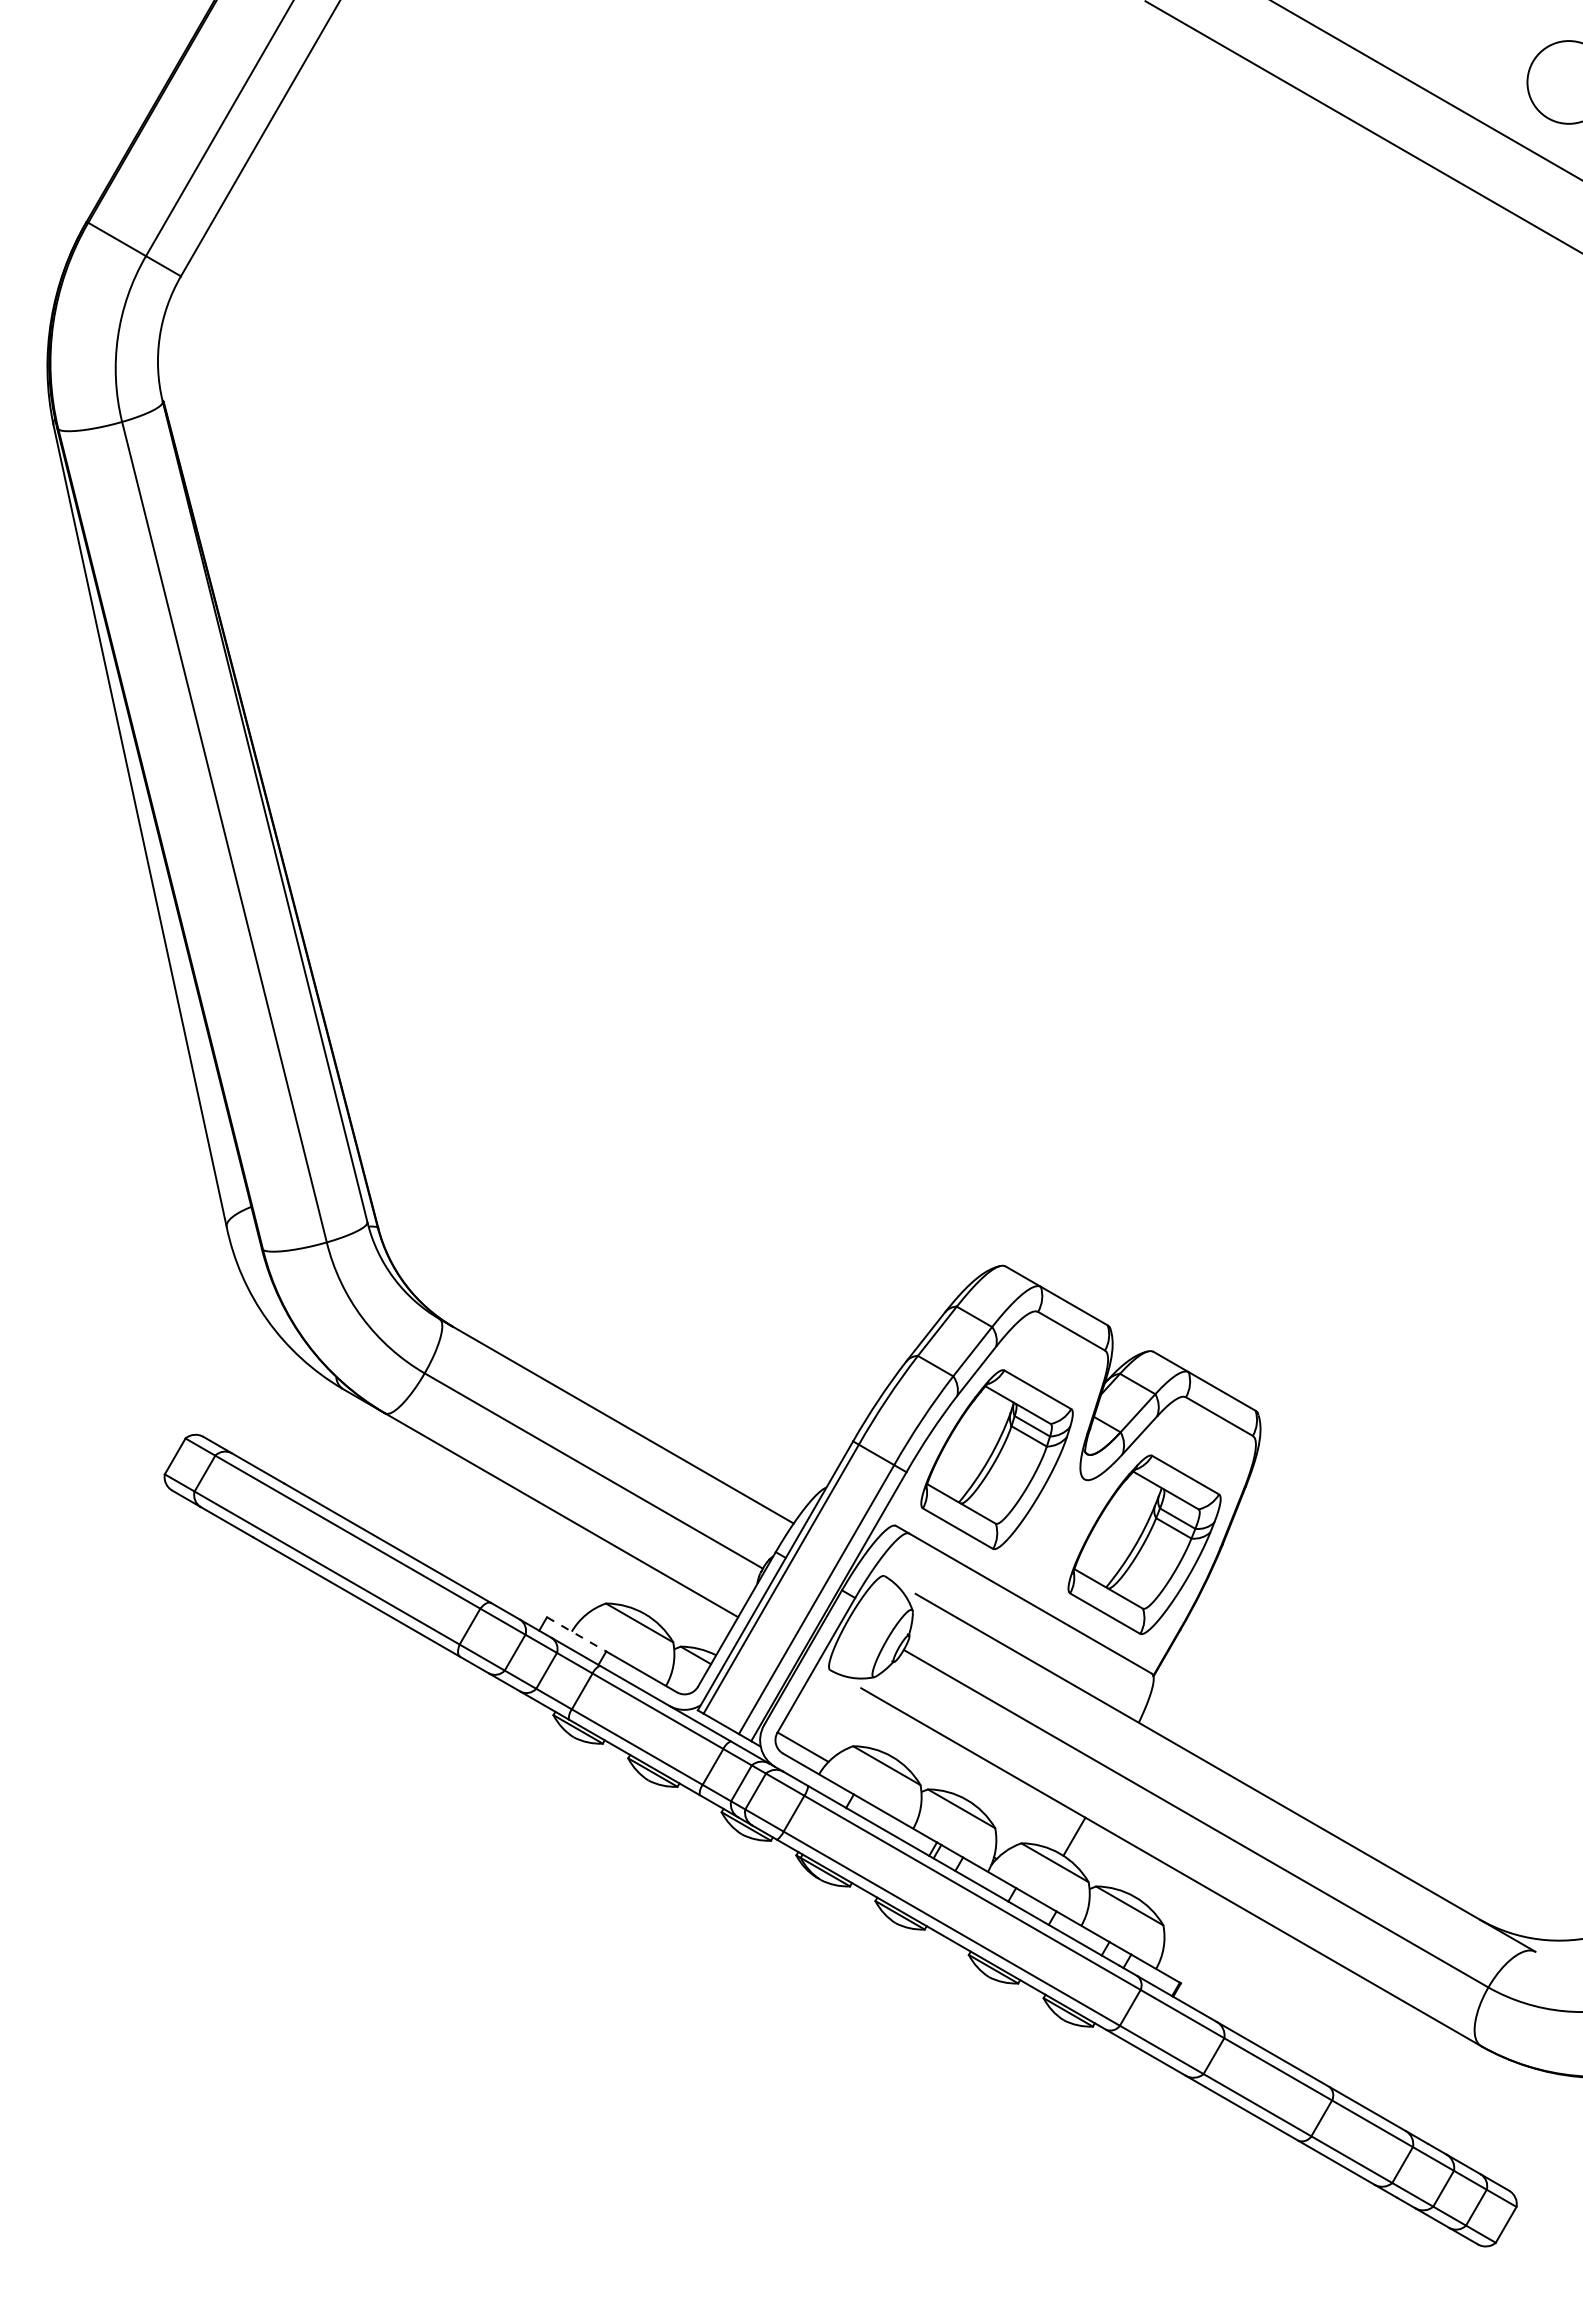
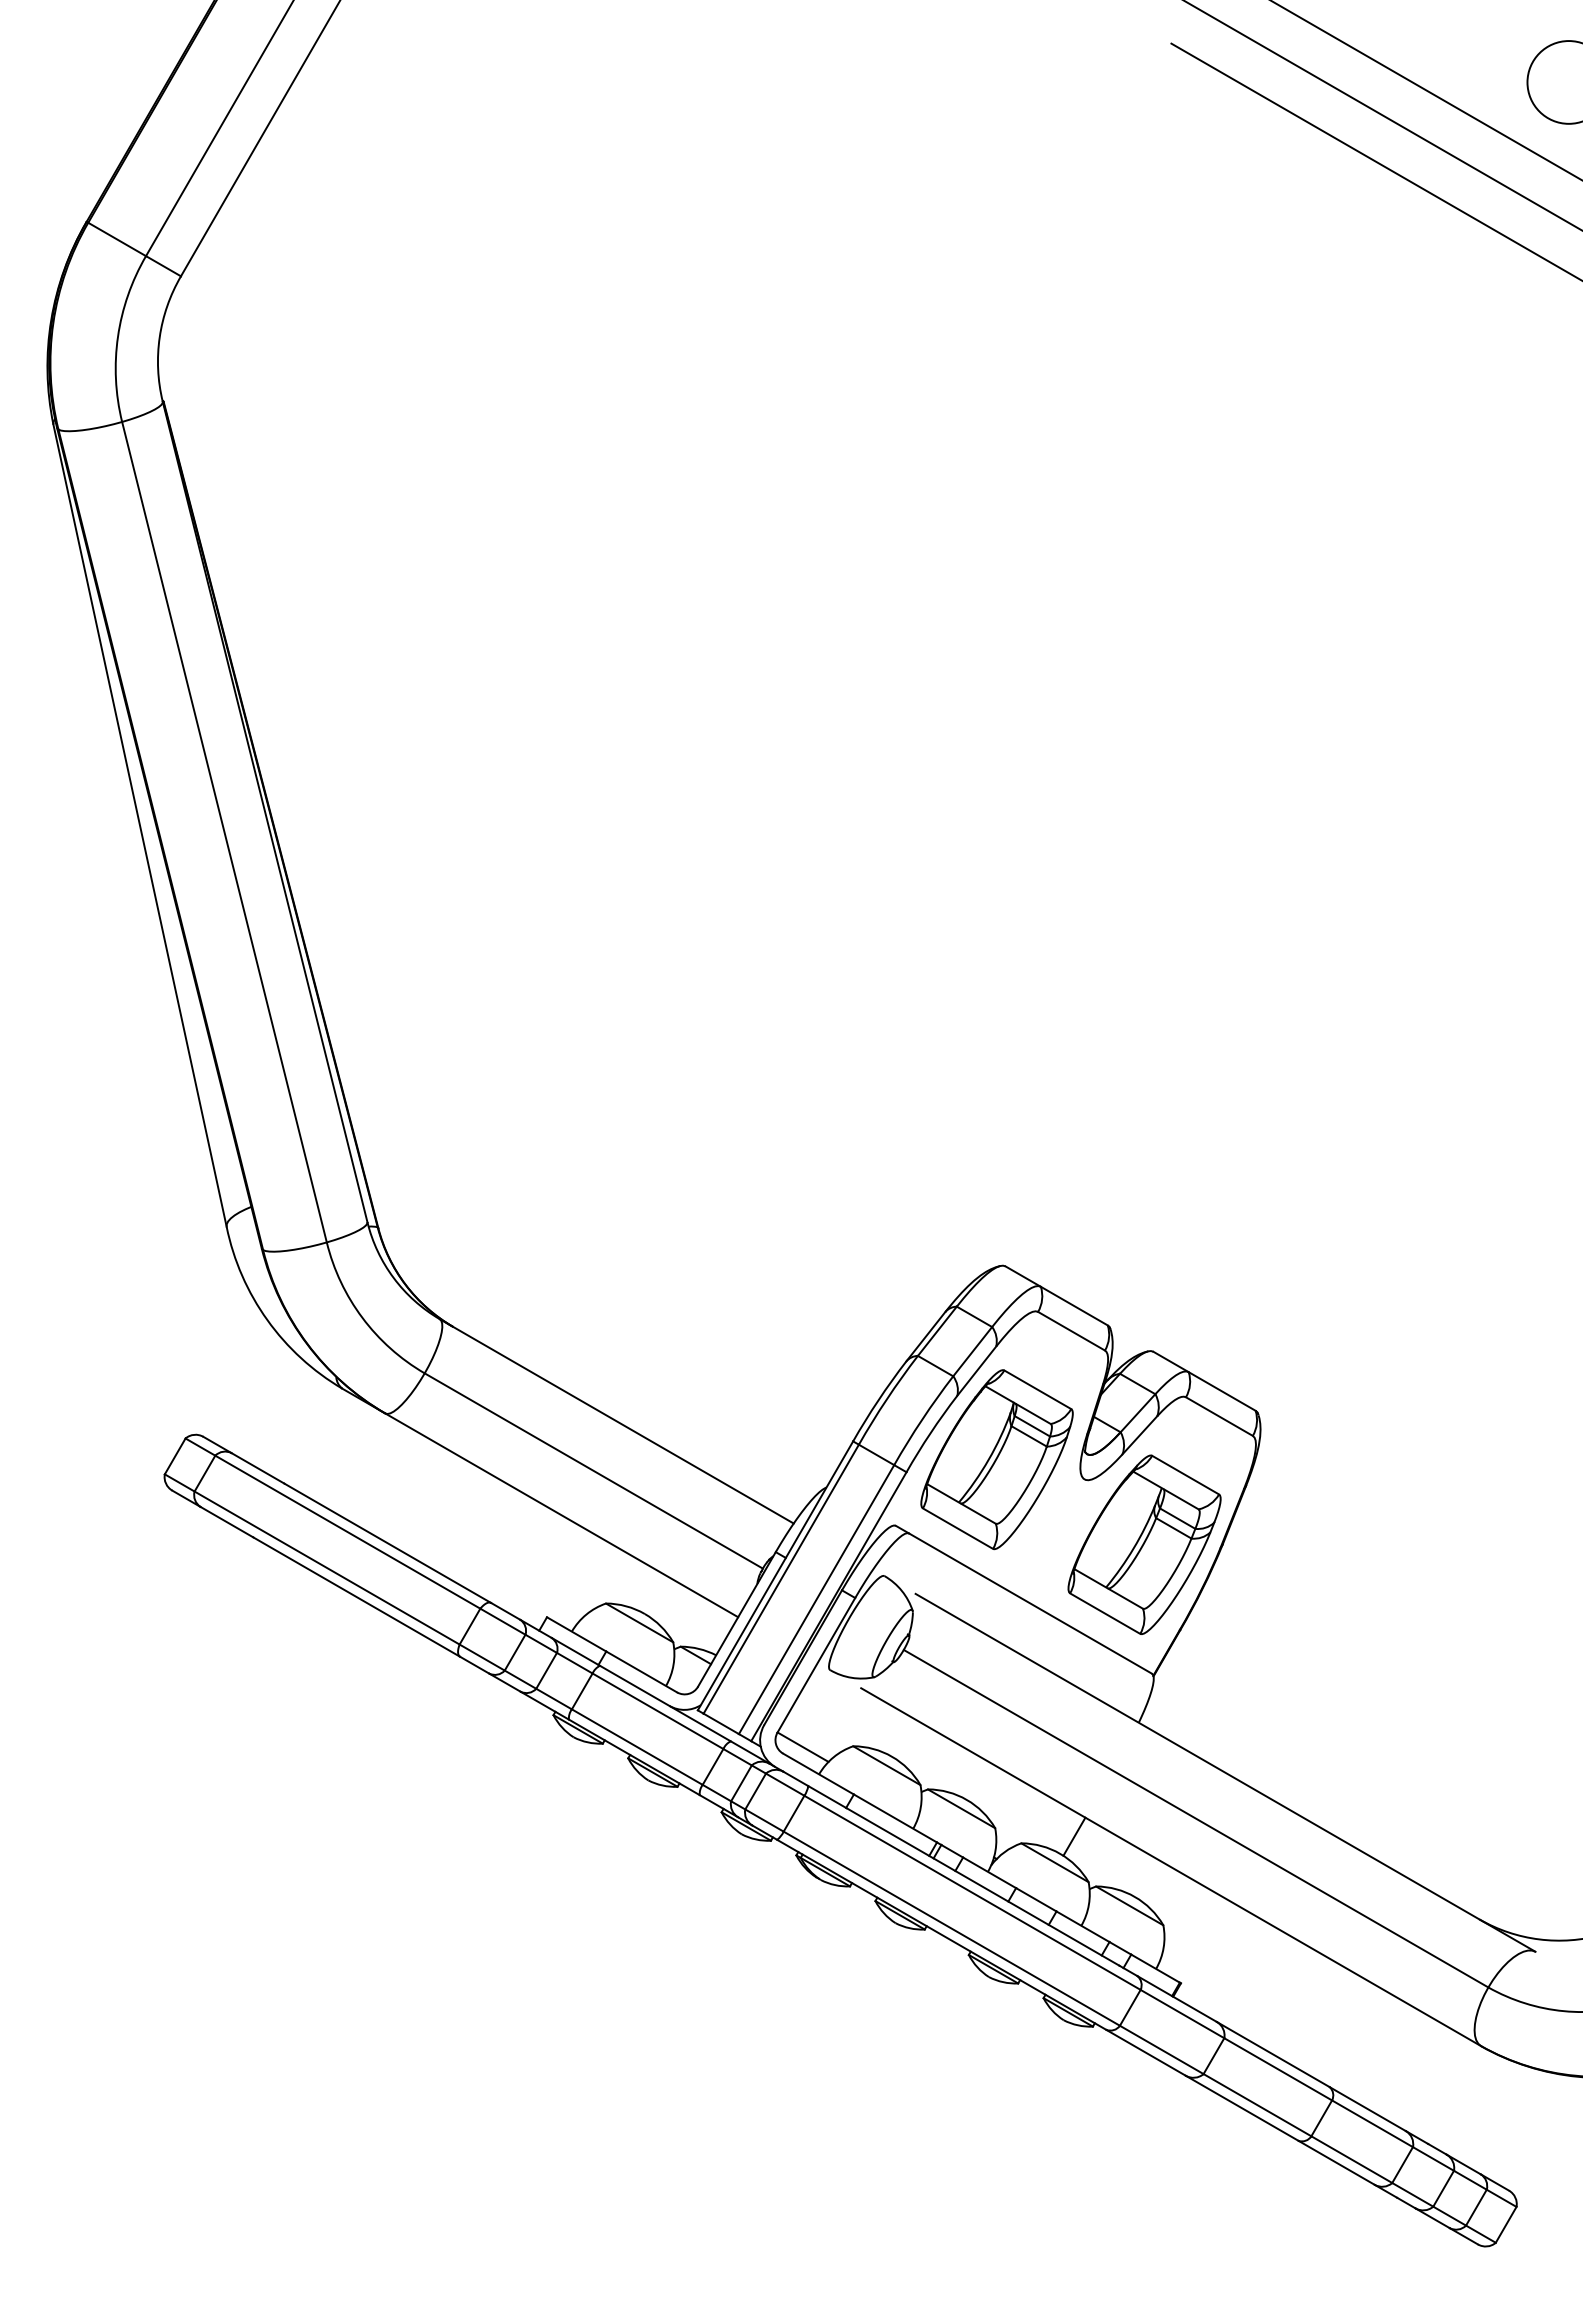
line position: (1363, 126) -> (1382, 115) (1382, 115)
line: none -> present (1375, 161)
line: dashed -> solid (577, 1634)
